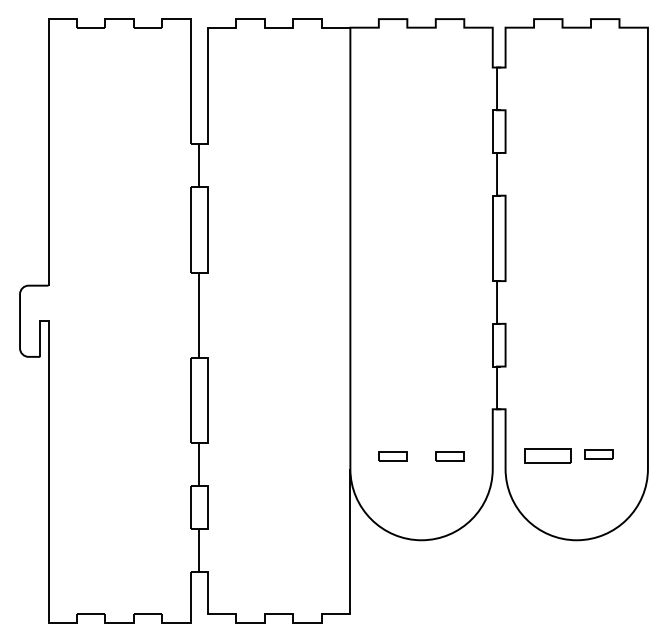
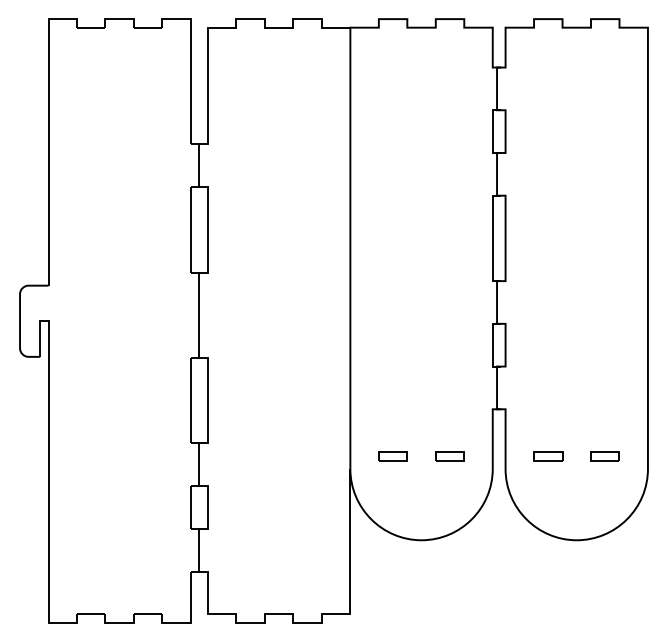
part position: (598, 454) -> (604, 456) (604, 456)
part size: 48x16 px -> 31x11 px (548, 456)
